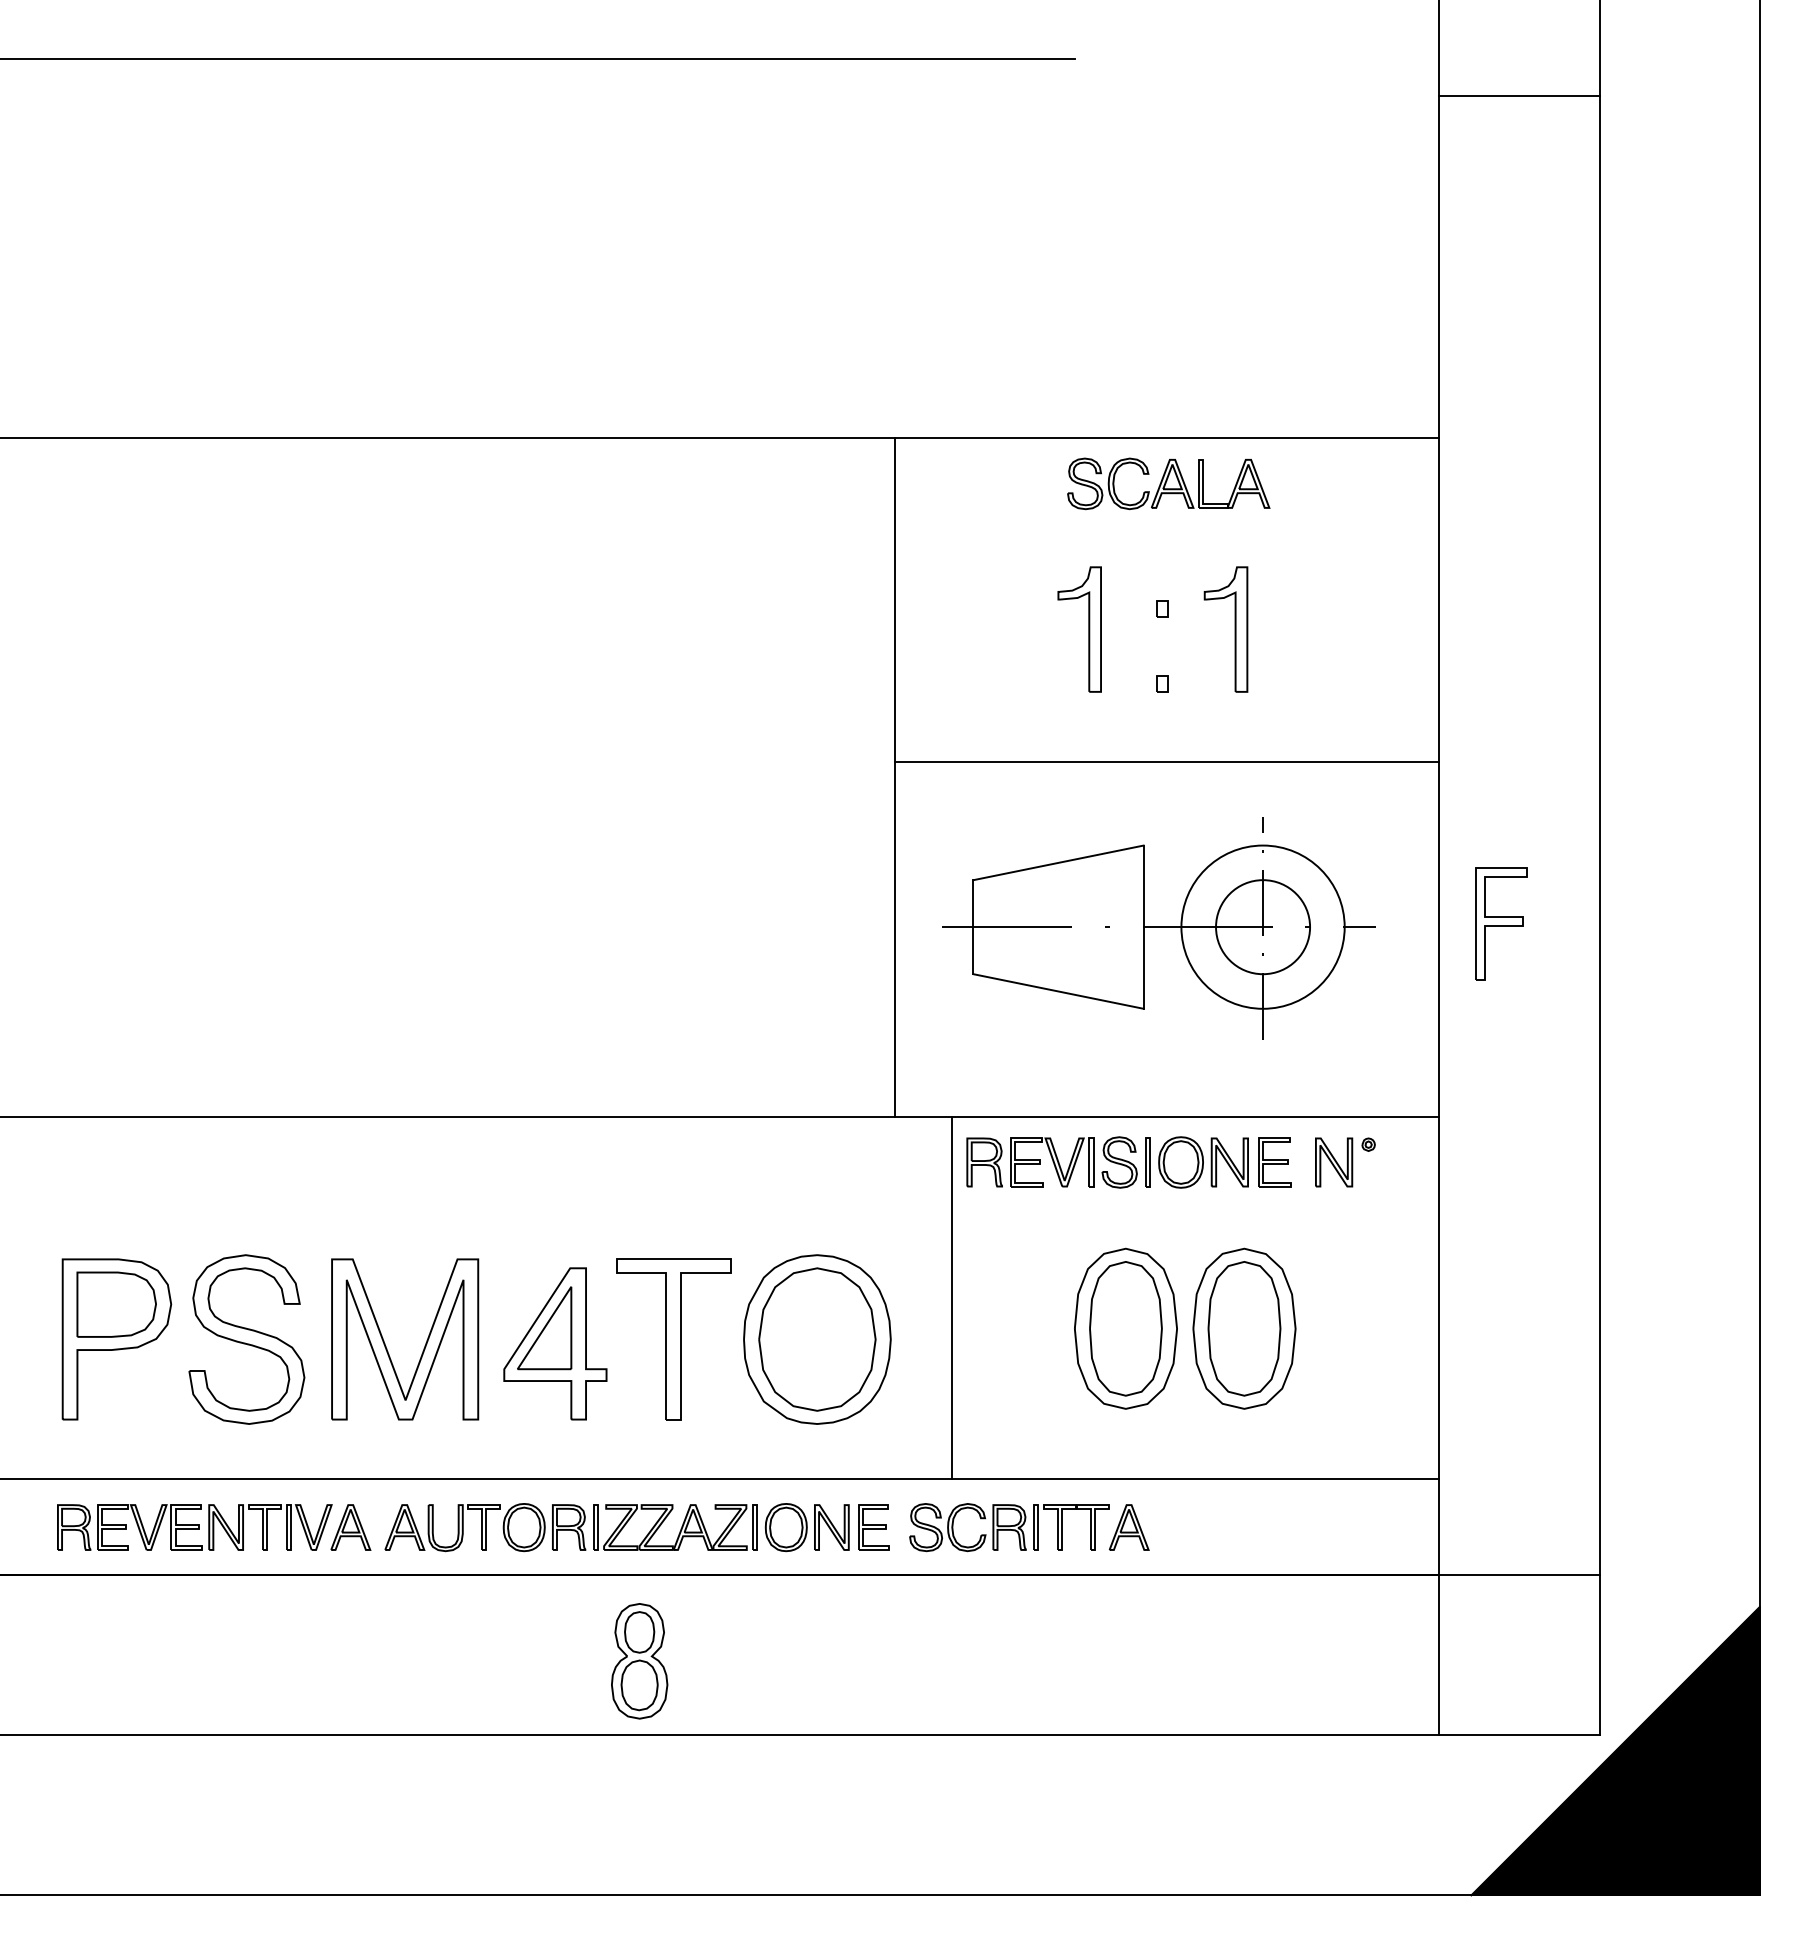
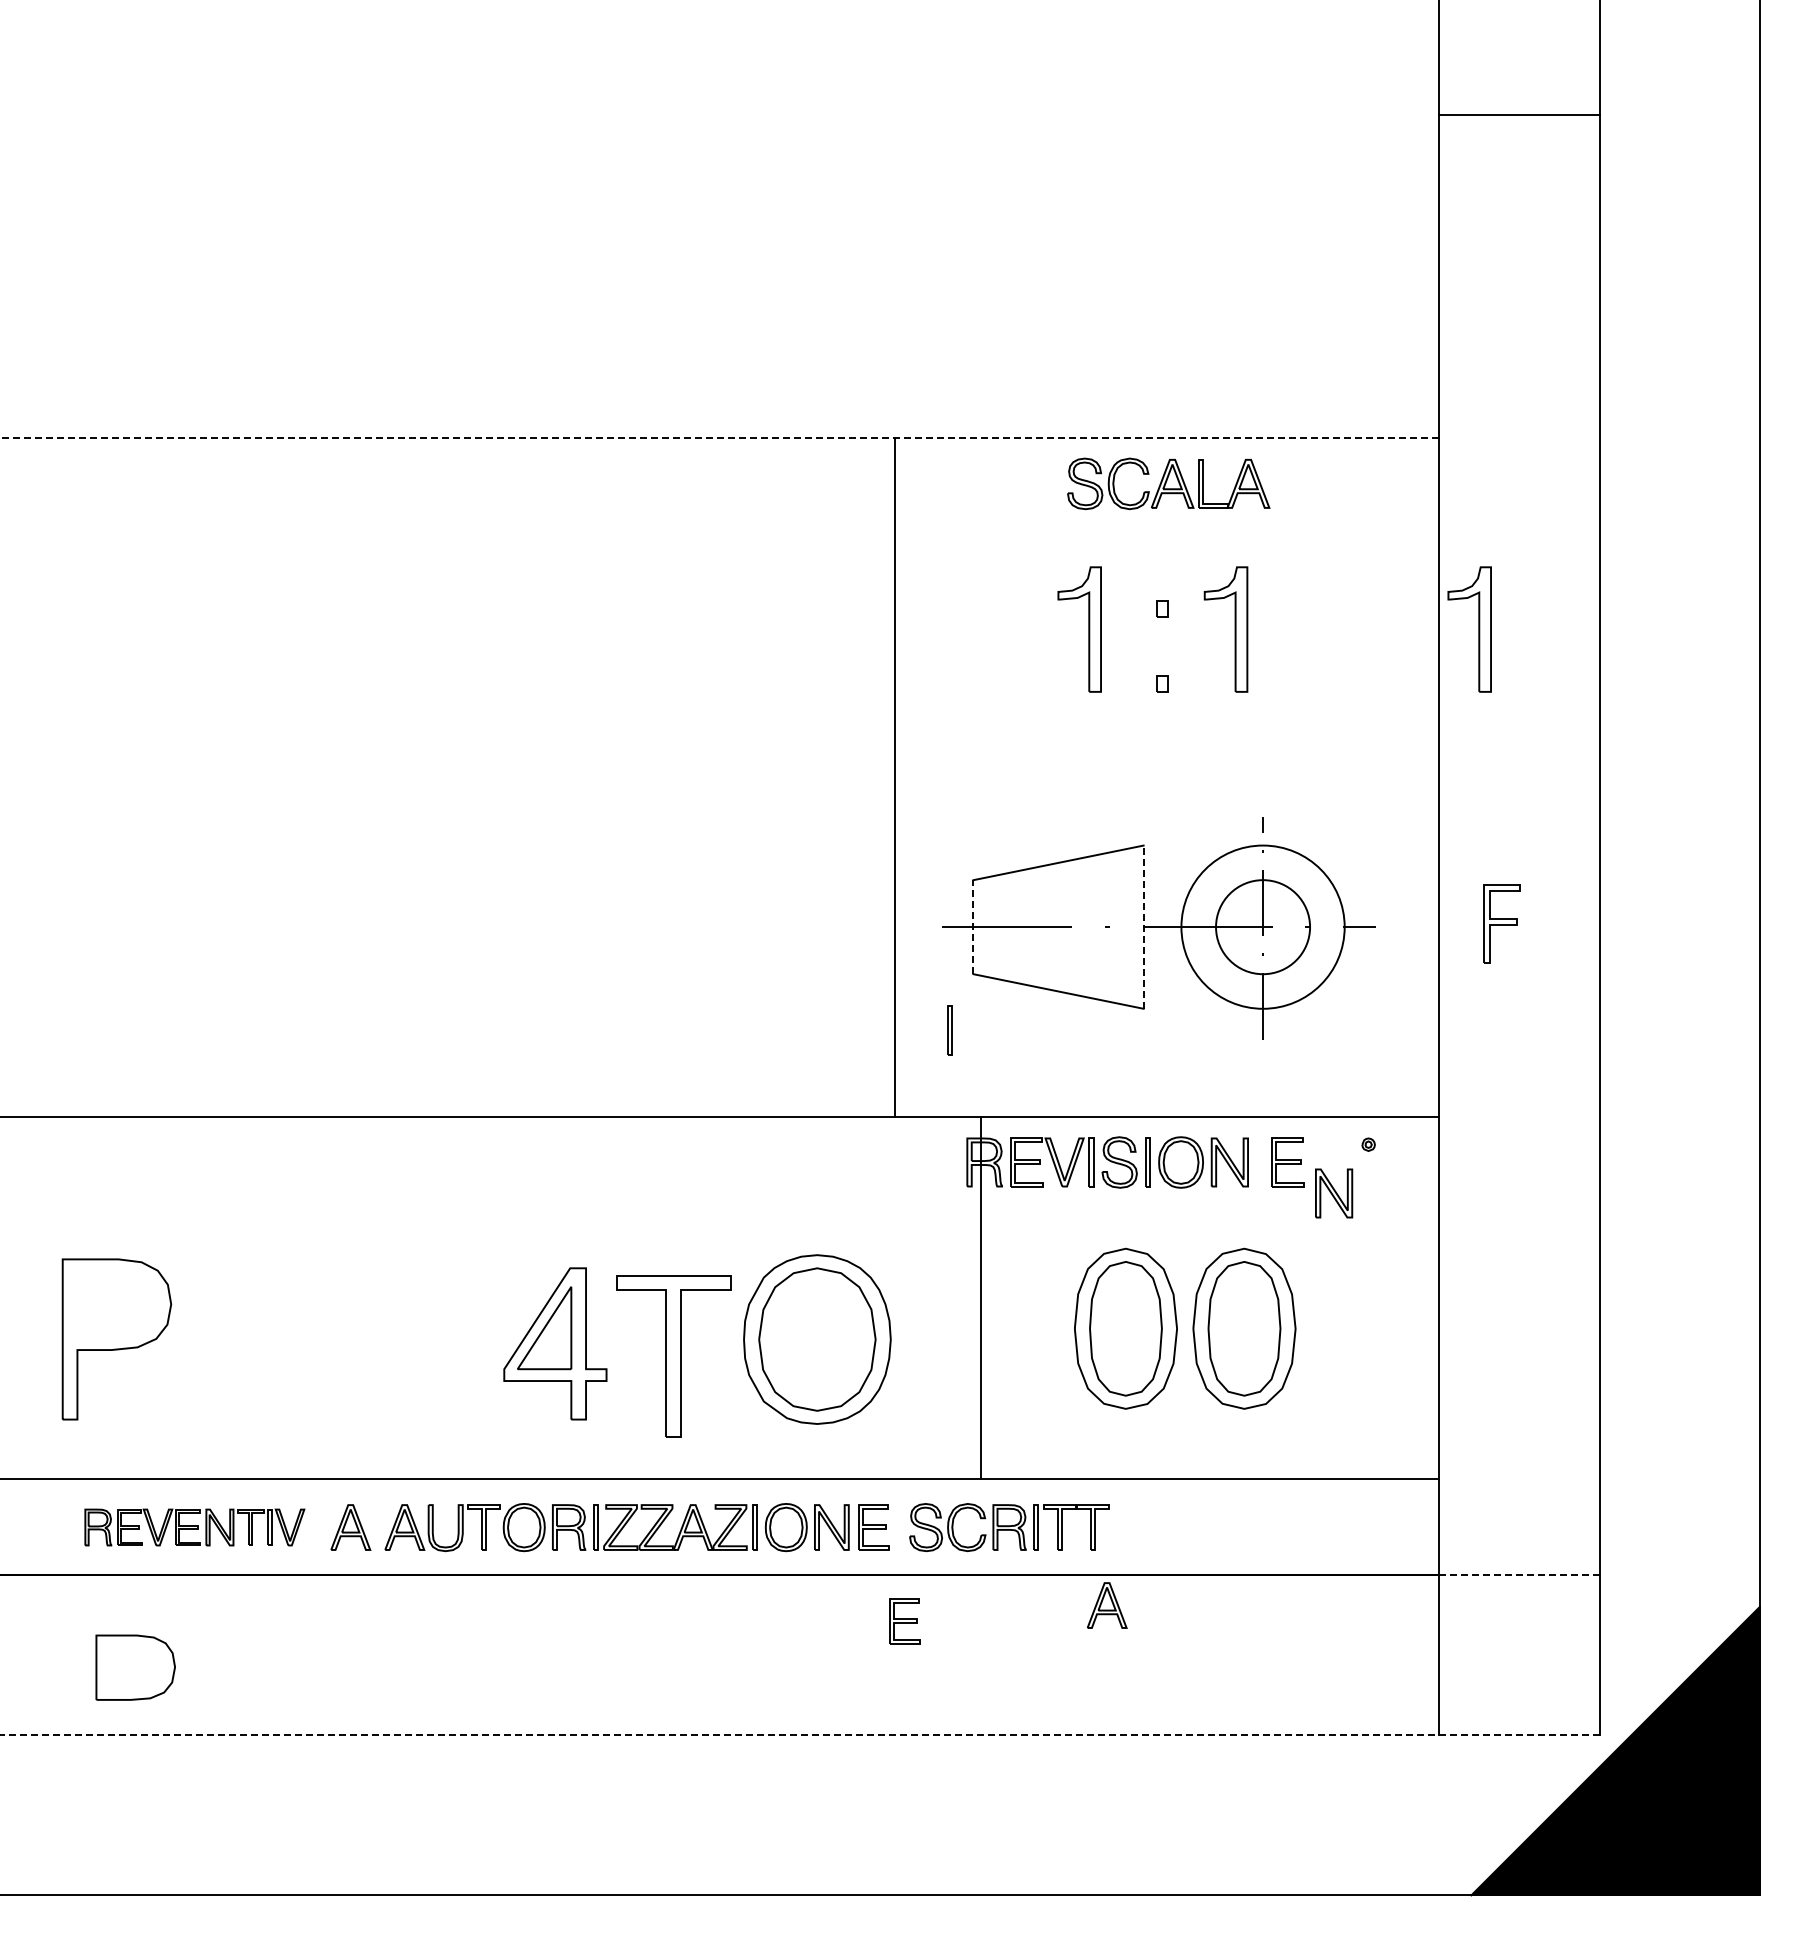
line: present -> none (538, 58)
line position: (1519, 96) -> (1519, 115) (1519, 115)
line: solid -> dashed (720, 437)
part: none -> present (1478, 629)
line: present -> none (1166, 761)
part size: 53x114 px -> 38x80 px (1501, 923)
line: solid -> dashed (973, 926)
line: solid -> dashed (1143, 927)
part: none -> present (949, 1030)
part position: (1274, 1162) -> (1287, 1162) (1287, 1162)
part position: (1334, 1162) -> (1334, 1193) (1334, 1193)
line position: (952, 1297) -> (981, 1297) (981, 1297)
part position: (116, 1304) -> (135, 1667) (135, 1667)
part: present -> none (246, 1339)
part position: (673, 1339) -> (673, 1356) (673, 1356)
part: present -> none (424, 1345)
part size: 276x47 px -> 222x39 px (194, 1527)
part position: (1129, 1527) -> (1107, 1605) (1107, 1605)
line: solid -> dashed (1519, 1575)
part: none -> present (904, 1621)
part: present -> none (639, 1661)
line: solid -> dashed (800, 1735)
